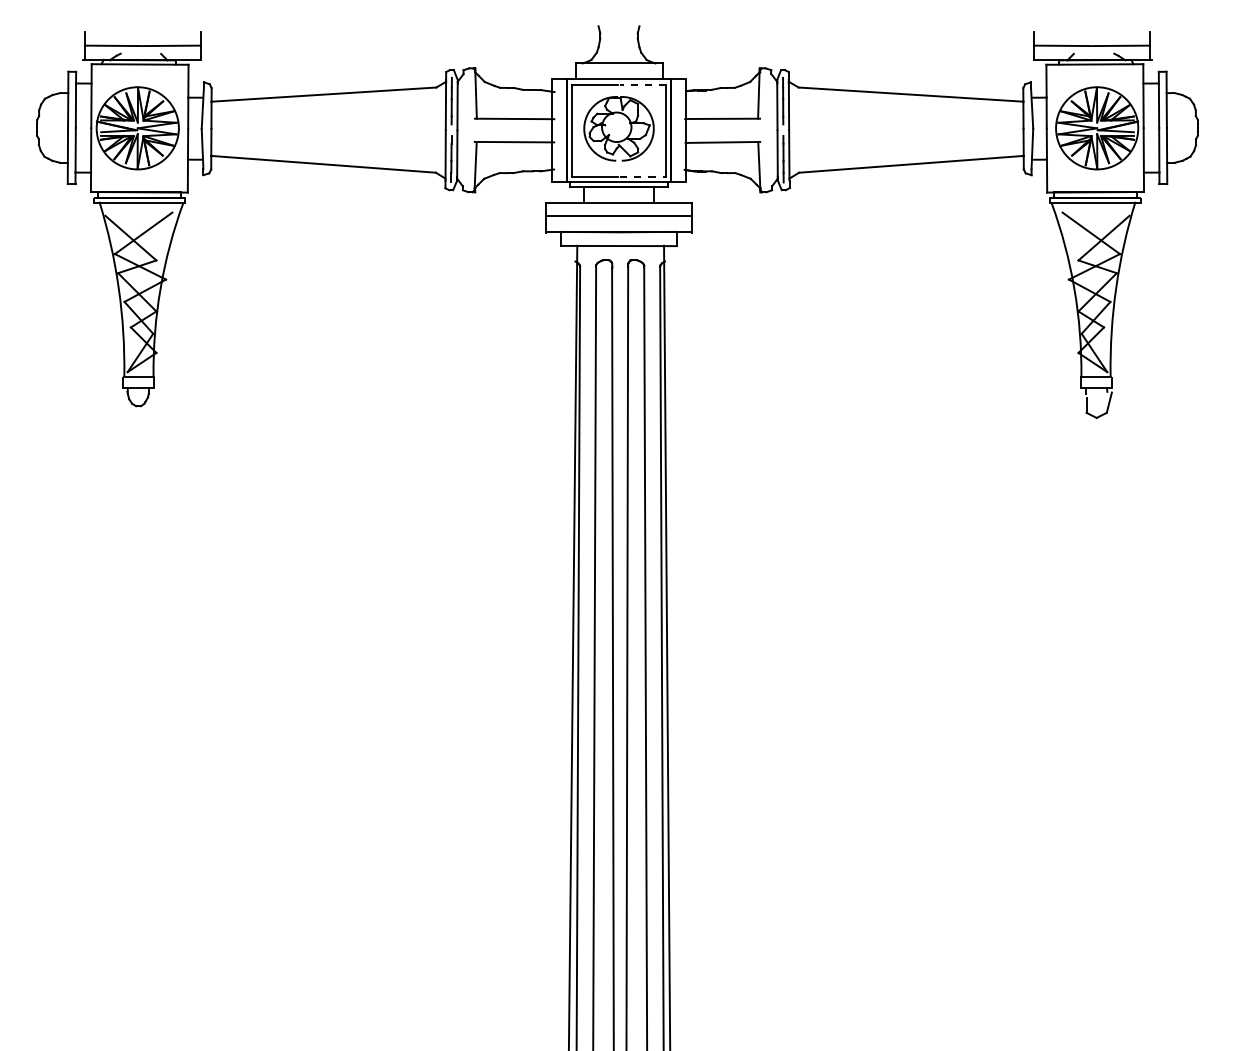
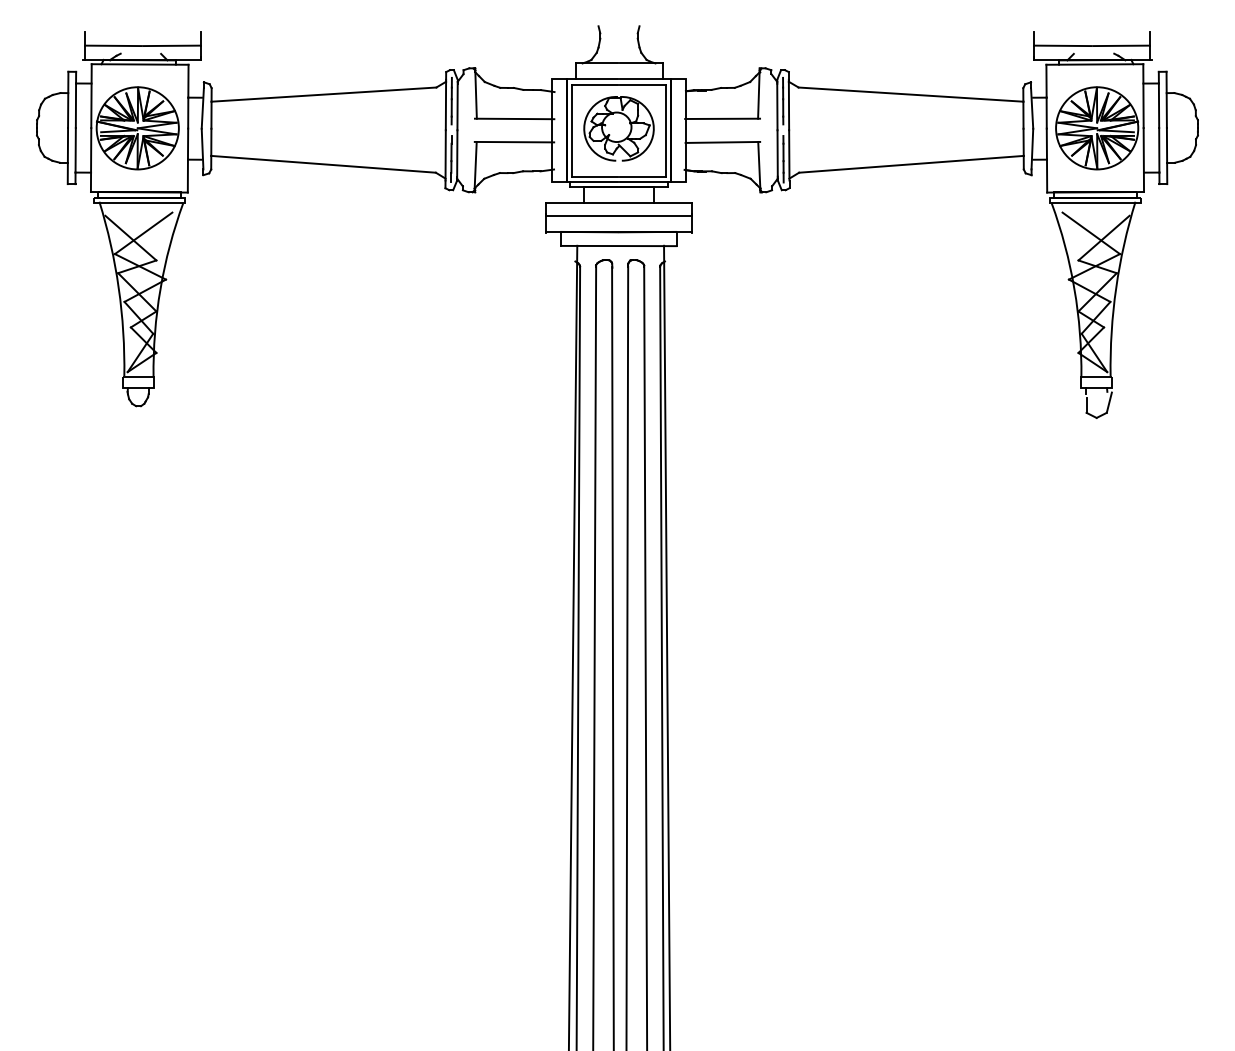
line: dashed -> solid (643, 84)
line: dashed -> solid (643, 176)
